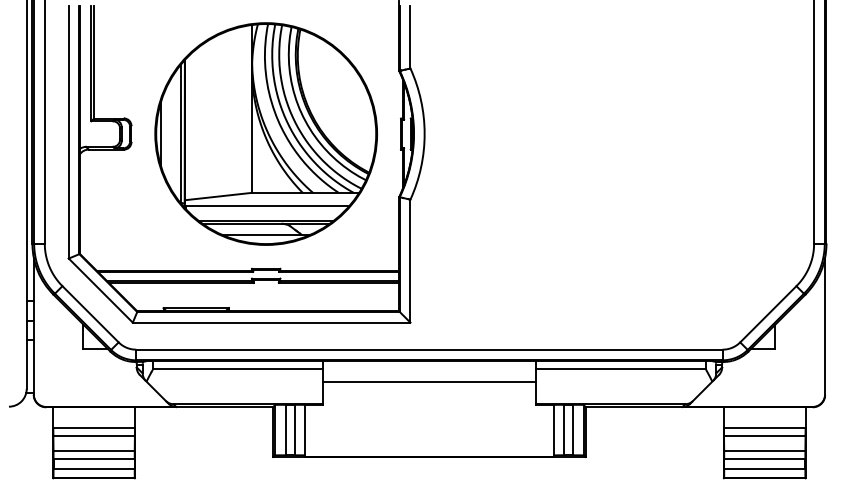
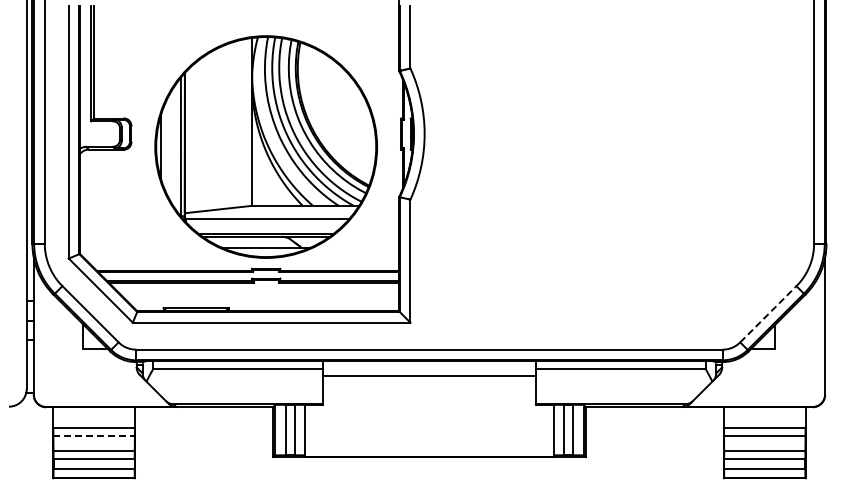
part position: (265, 133) -> (265, 146) (265, 146)
line: solid -> dashed (768, 314)
line position: (428, 382) -> (428, 376) (428, 376)
line: solid -> dashed (94, 435)
